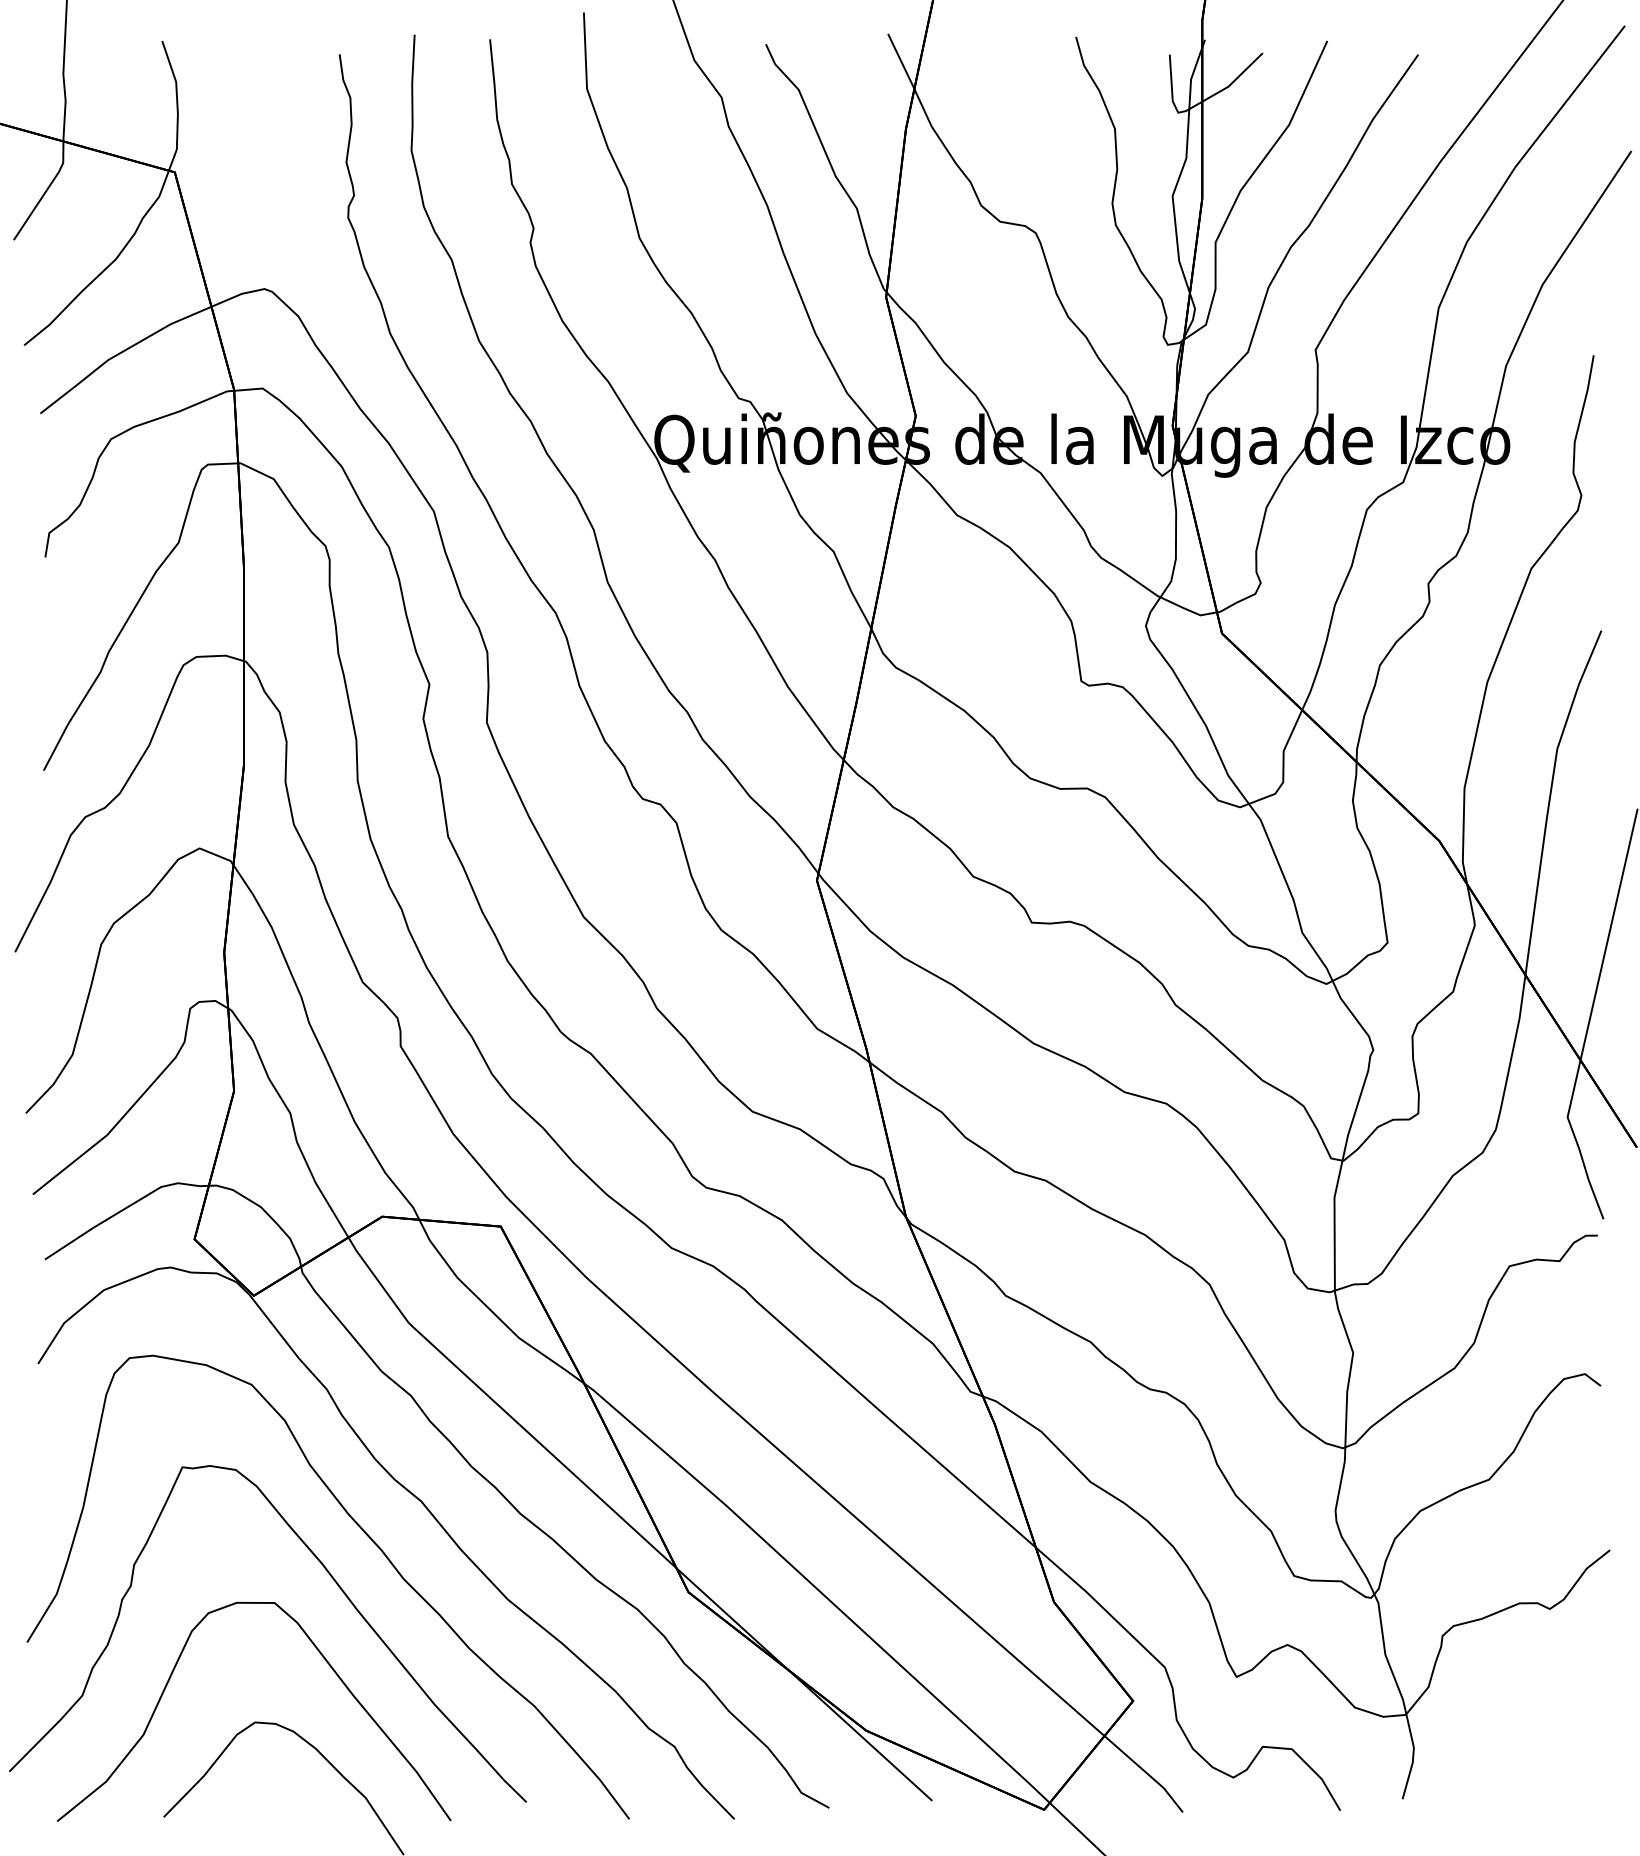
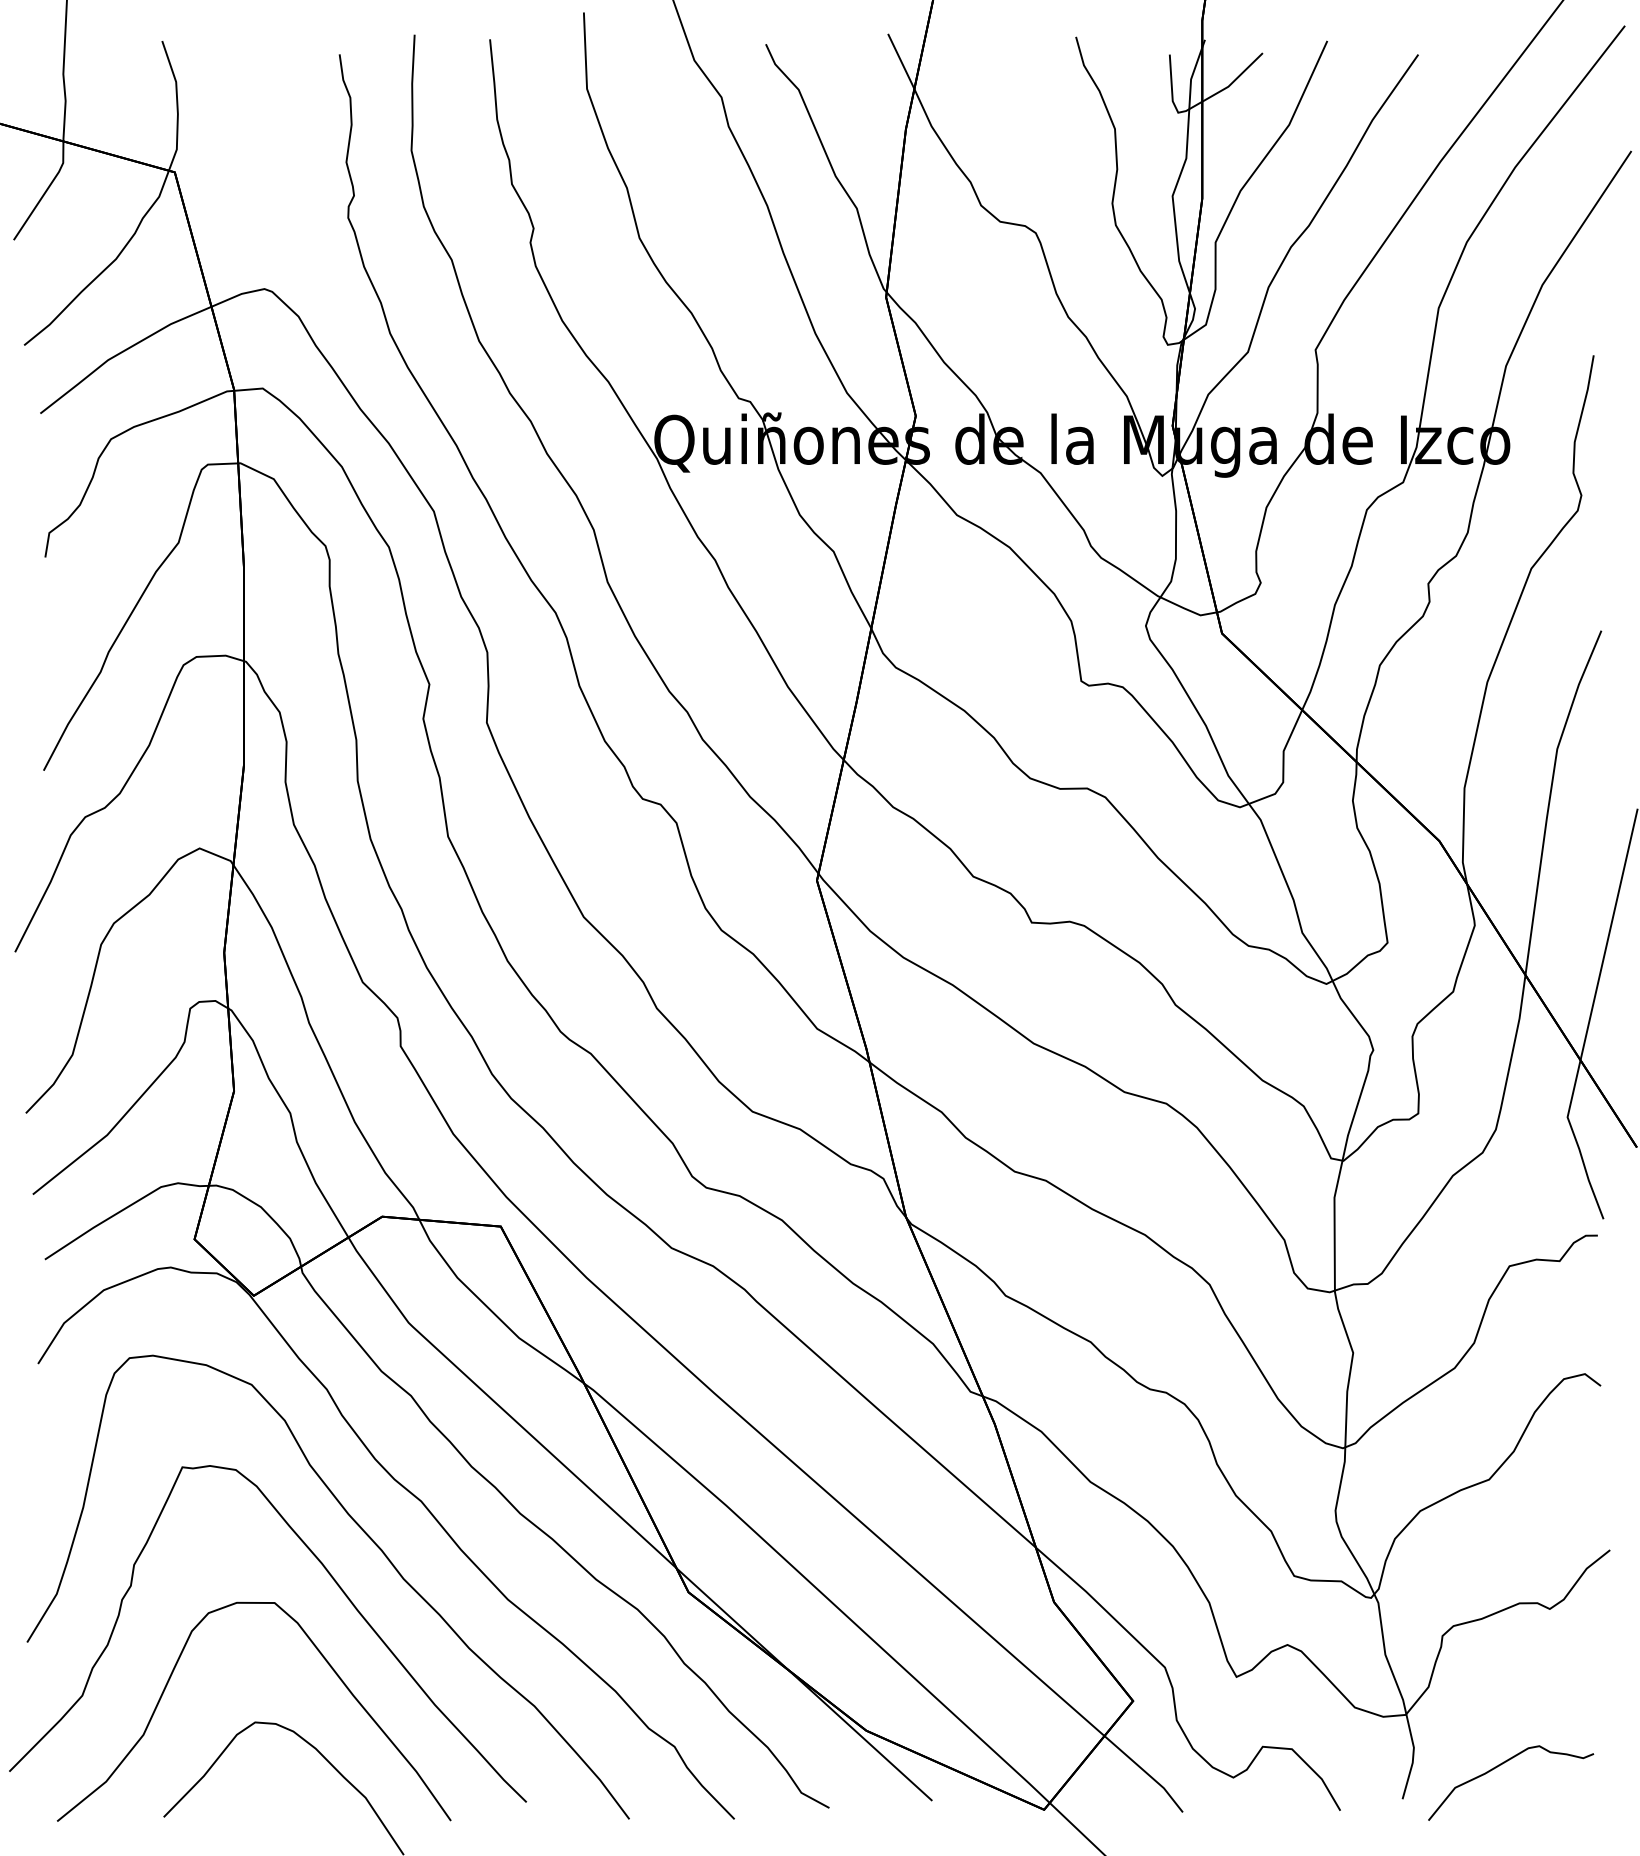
curve: none -> present (1501, 1765)
